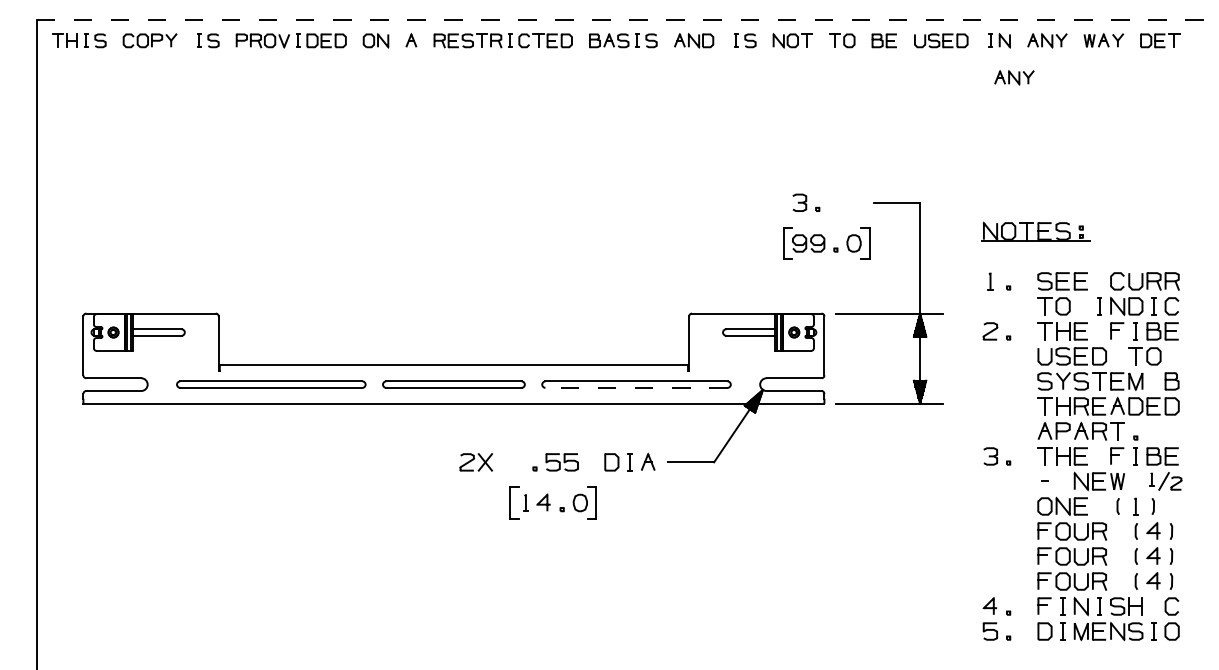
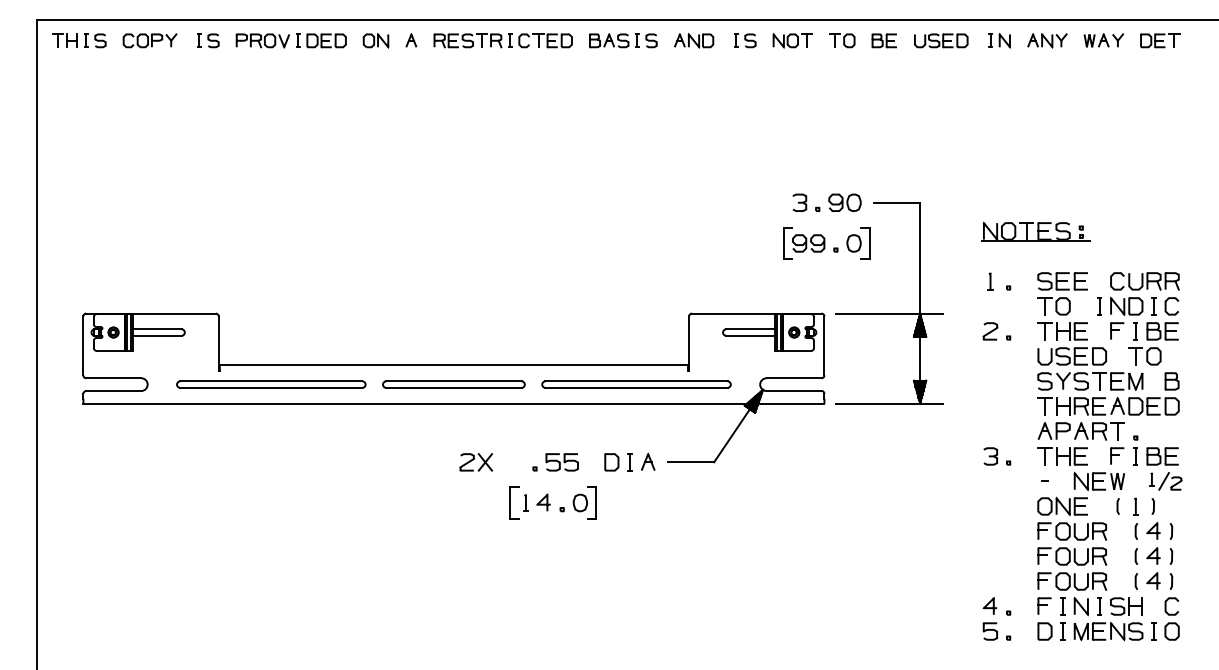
line: dashed -> solid (627, 20)
part: present -> none (1014, 77)
part: none -> present (844, 202)
line: dashed -> solid (636, 387)
